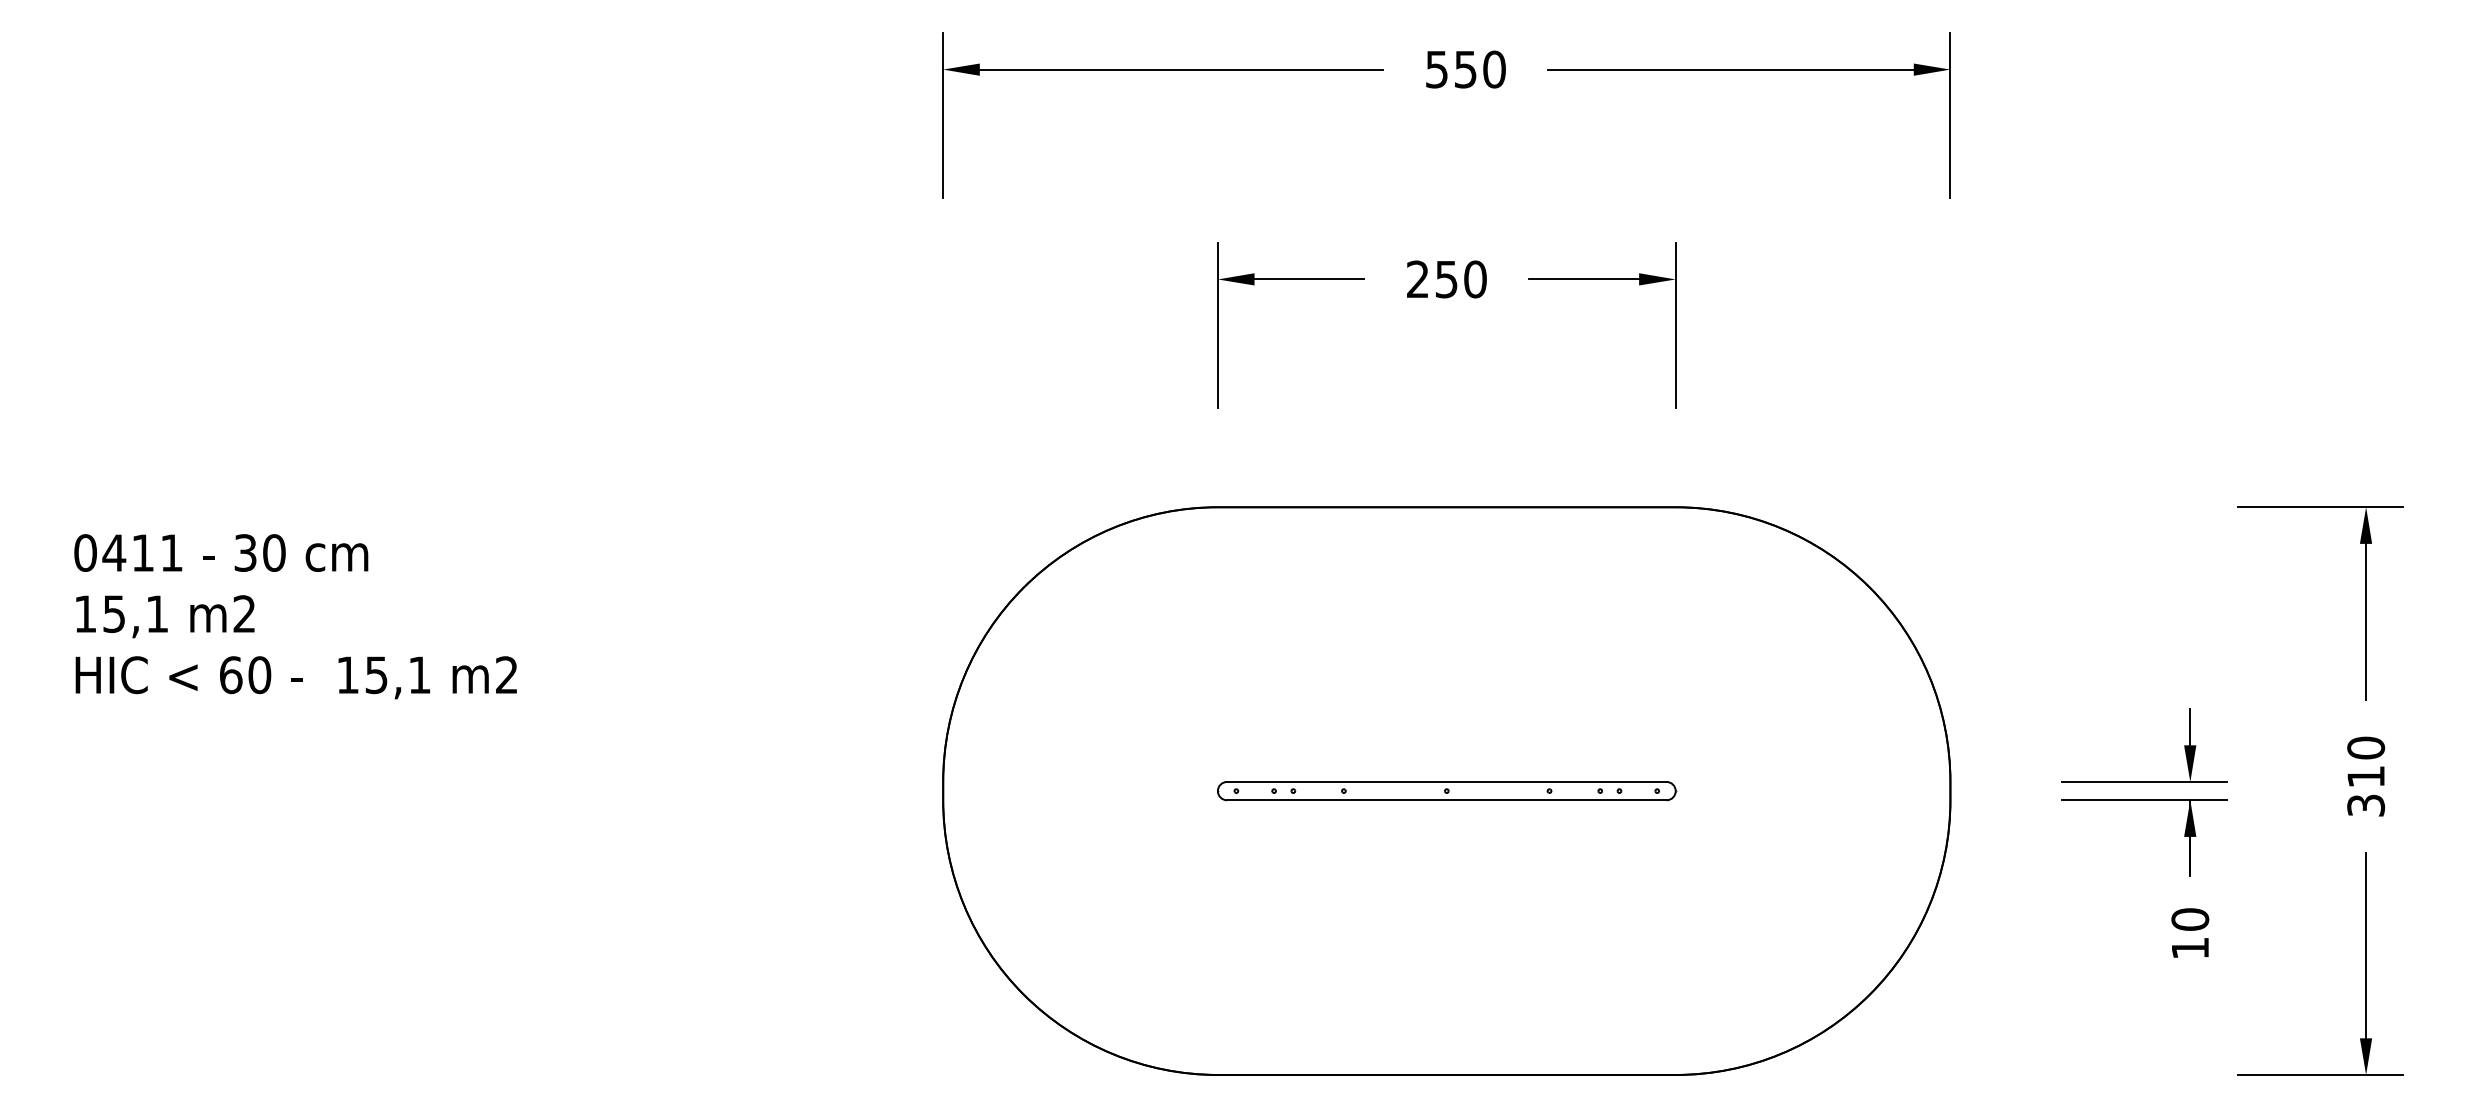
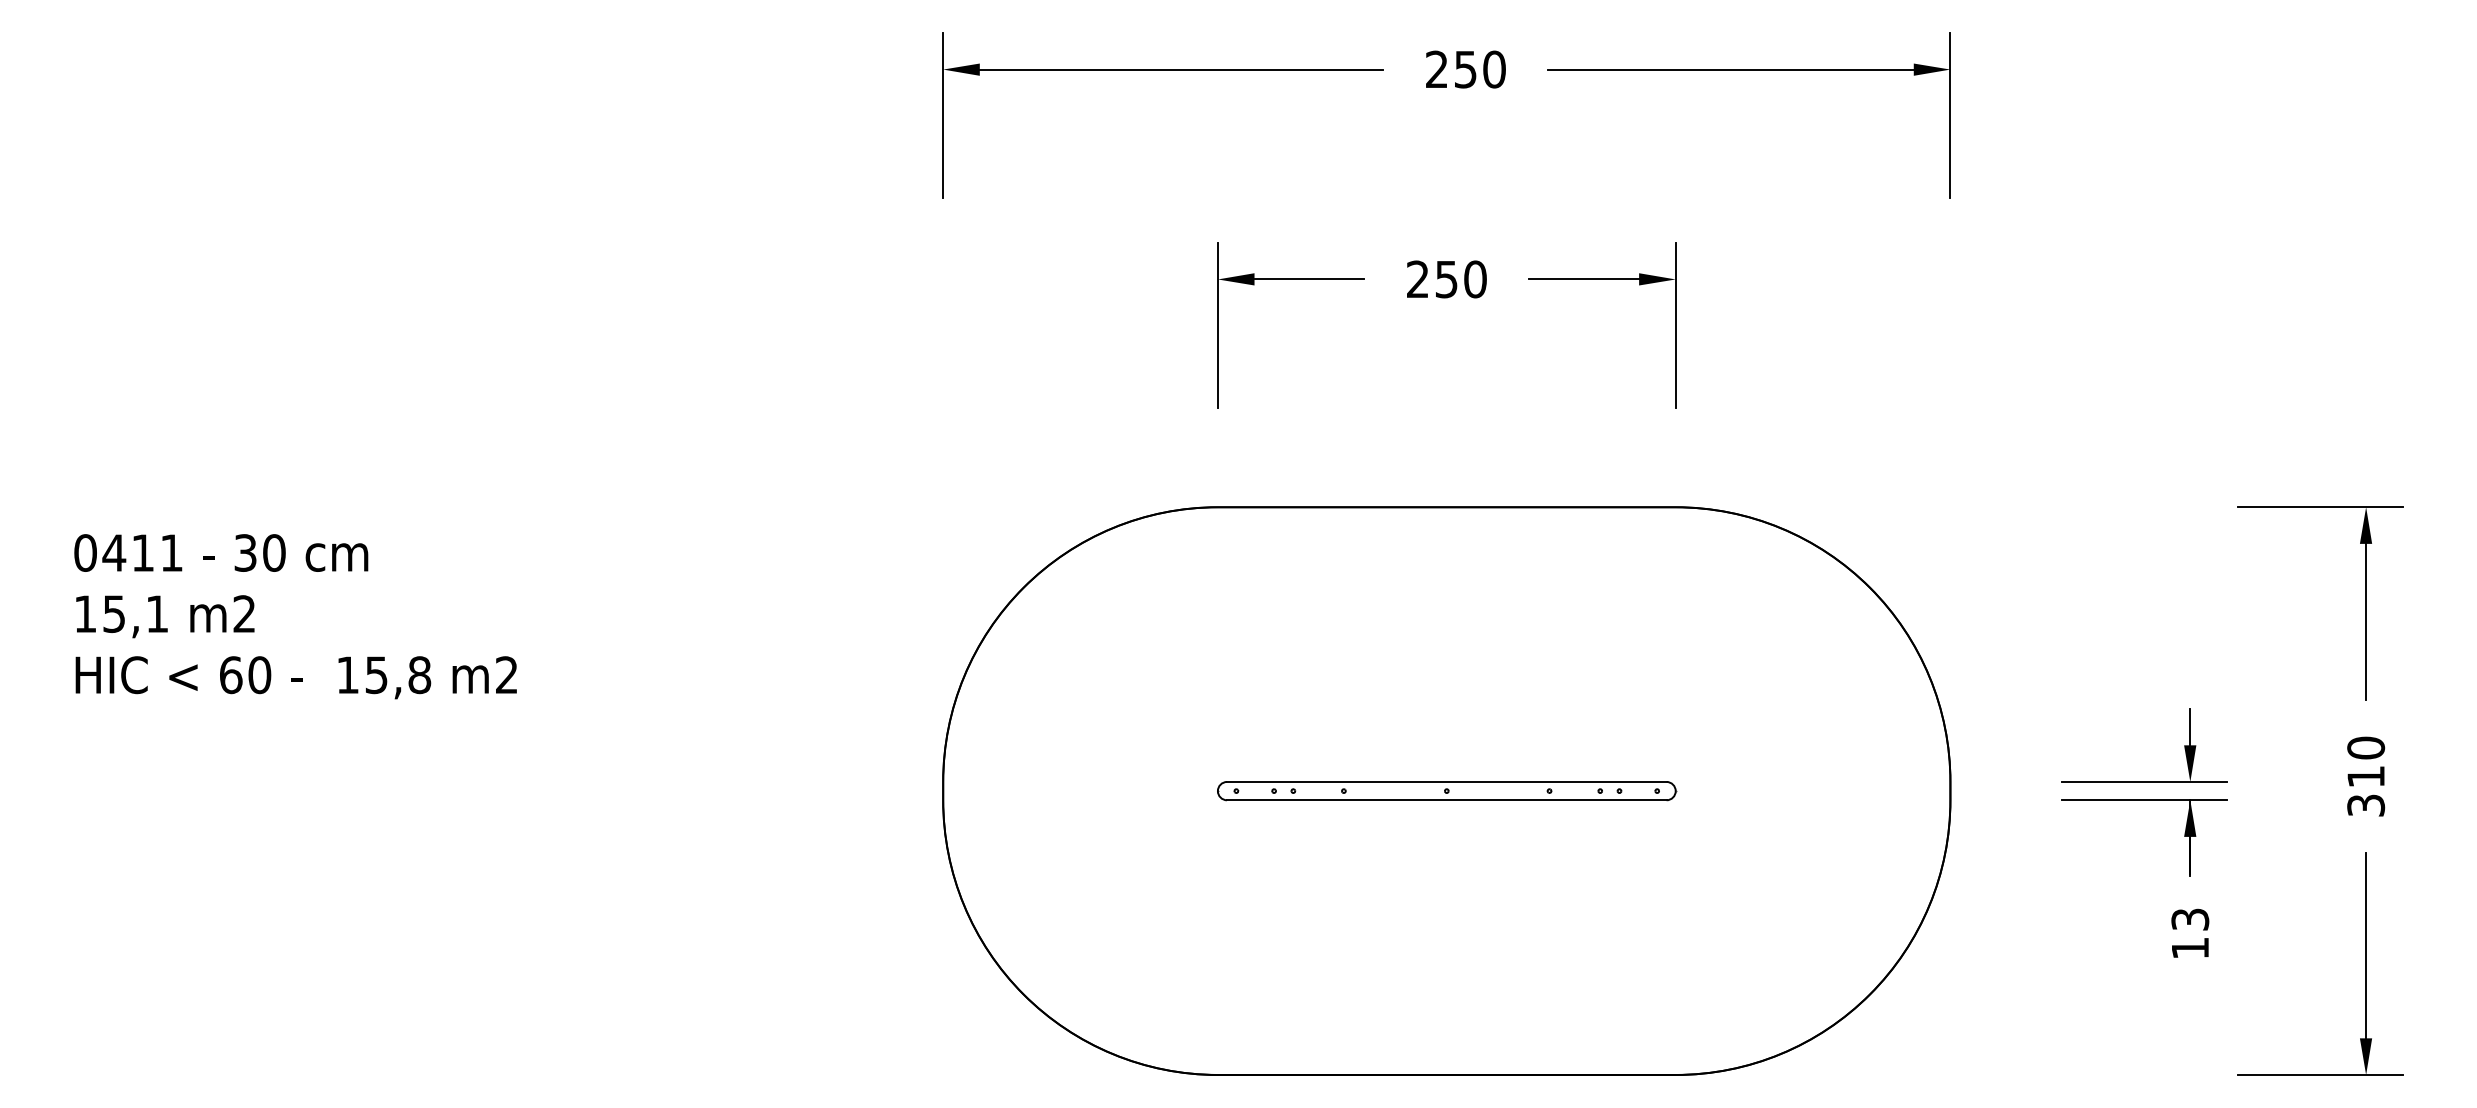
text: 550 -> 250 (1436, 69)
text: 15,1 -> 15,8 (419, 675)
text: 10 -> 13 (2190, 919)
